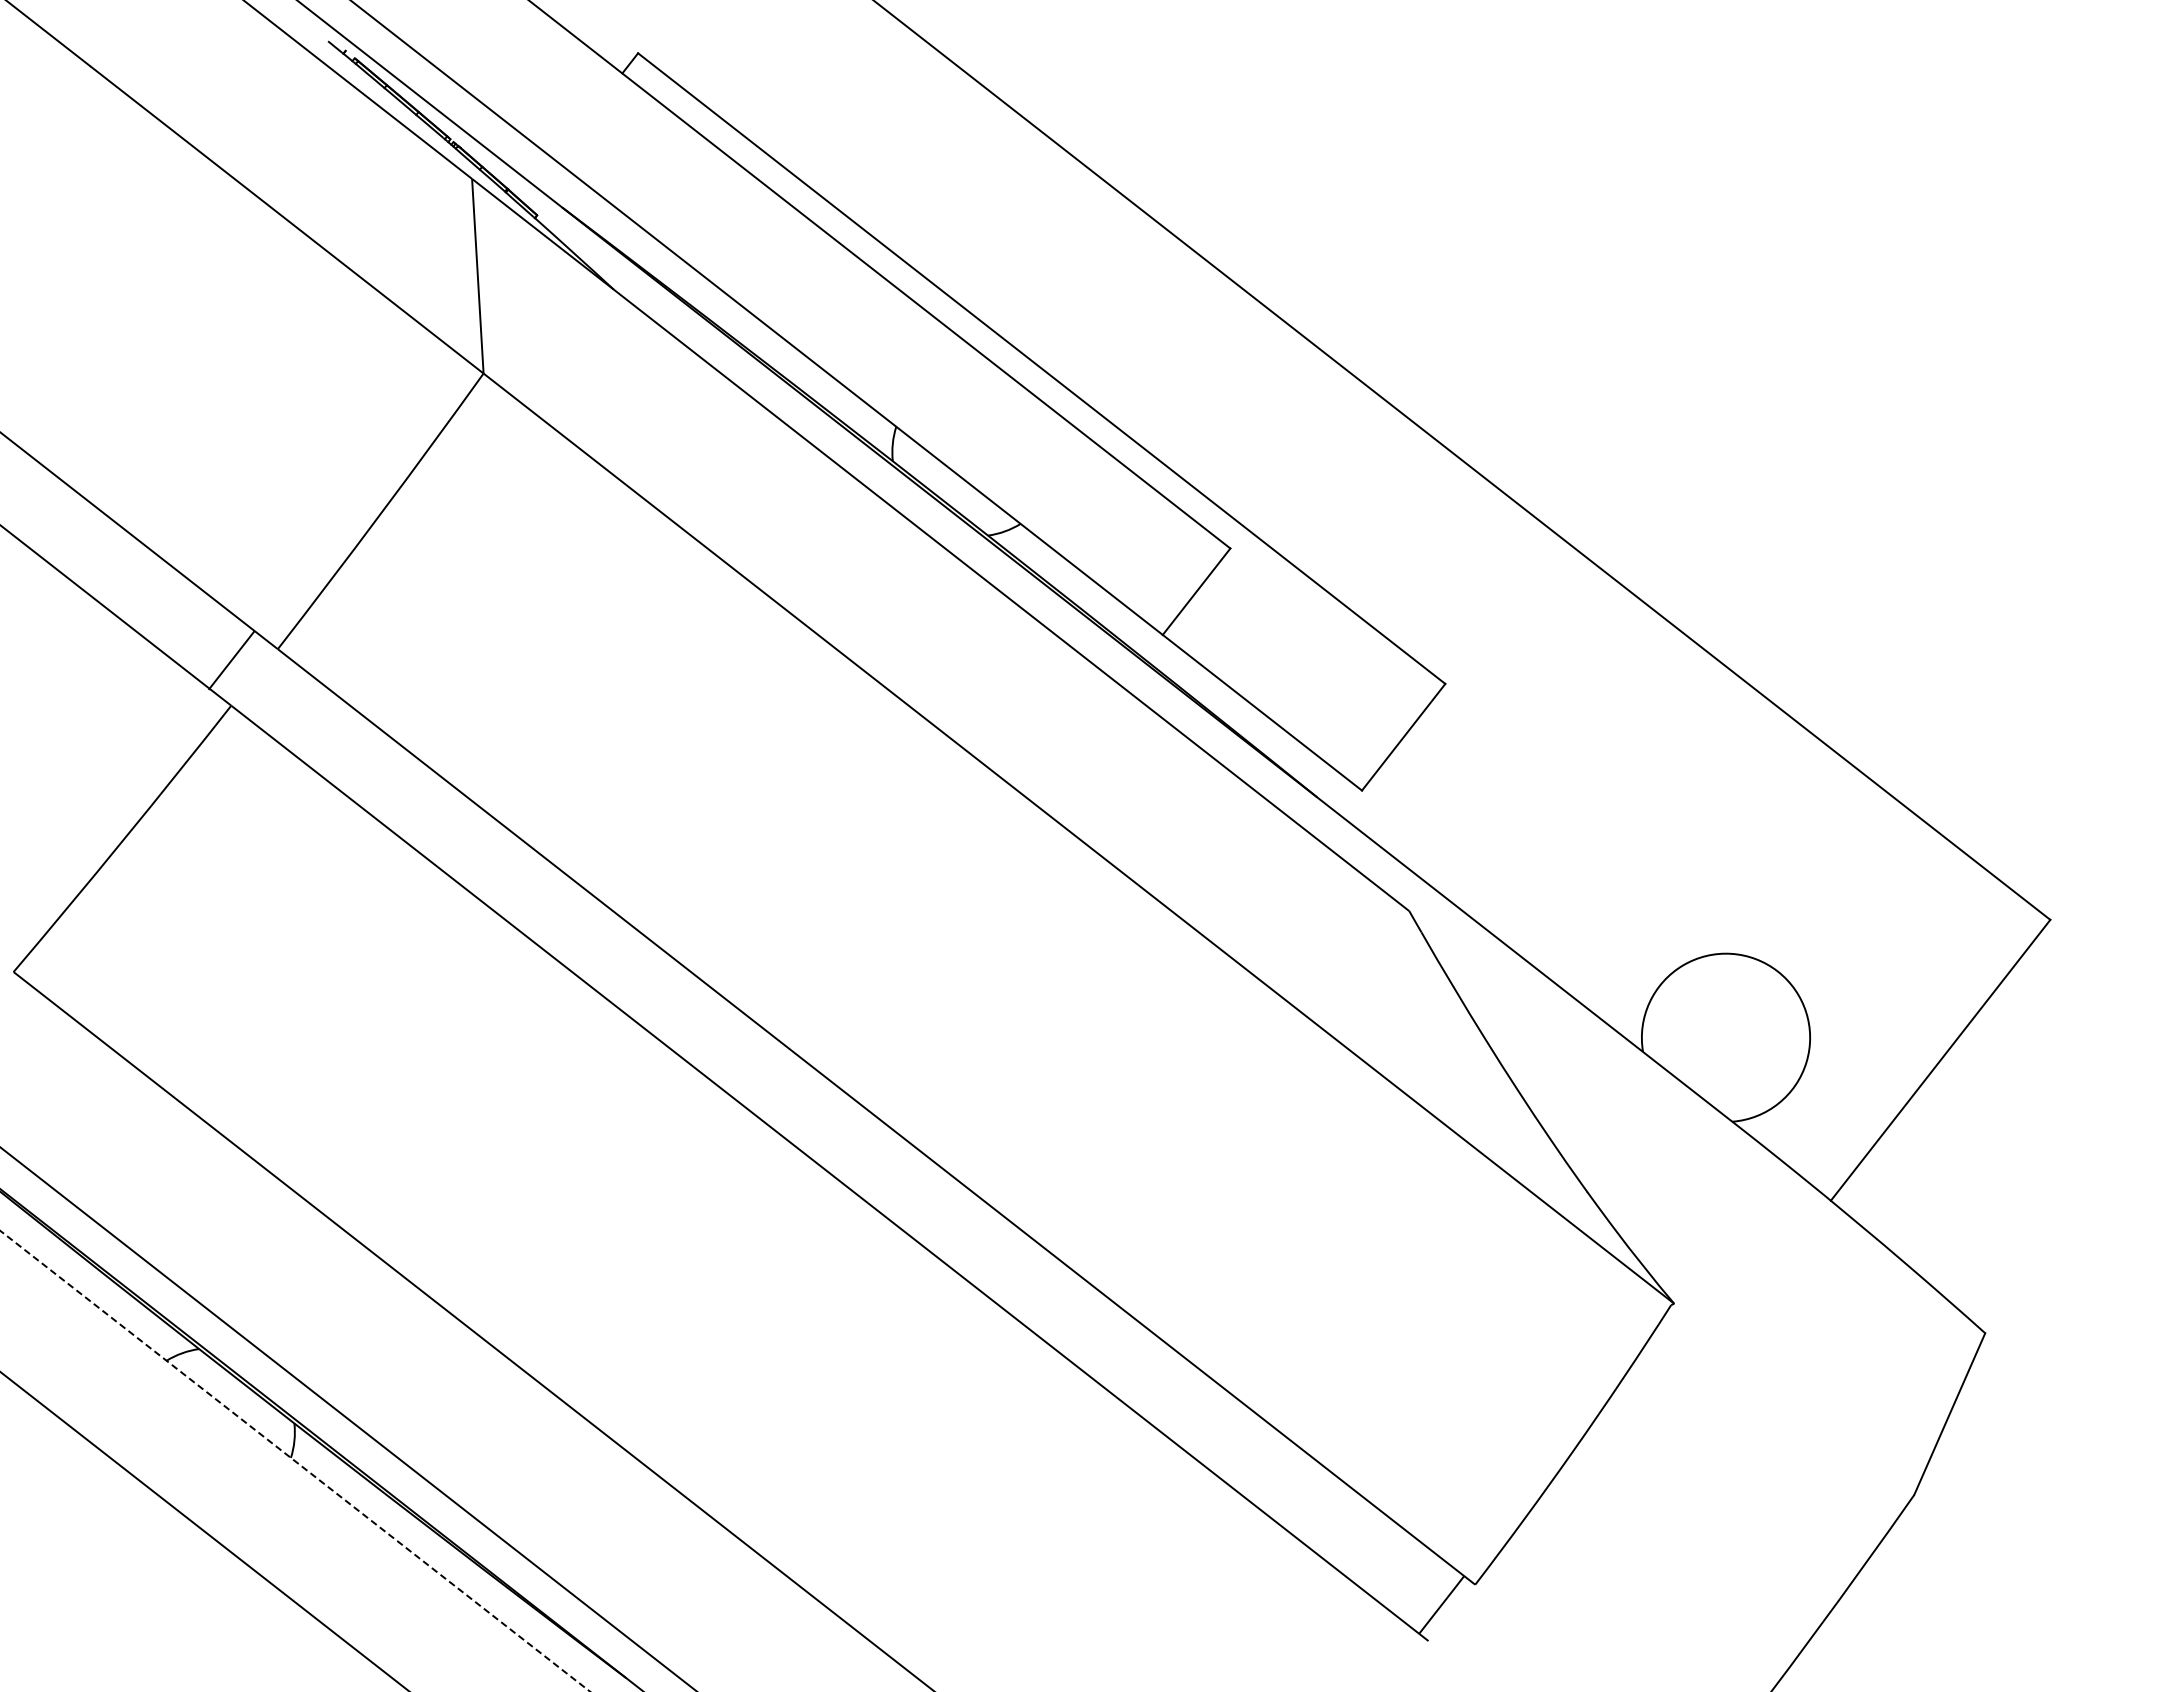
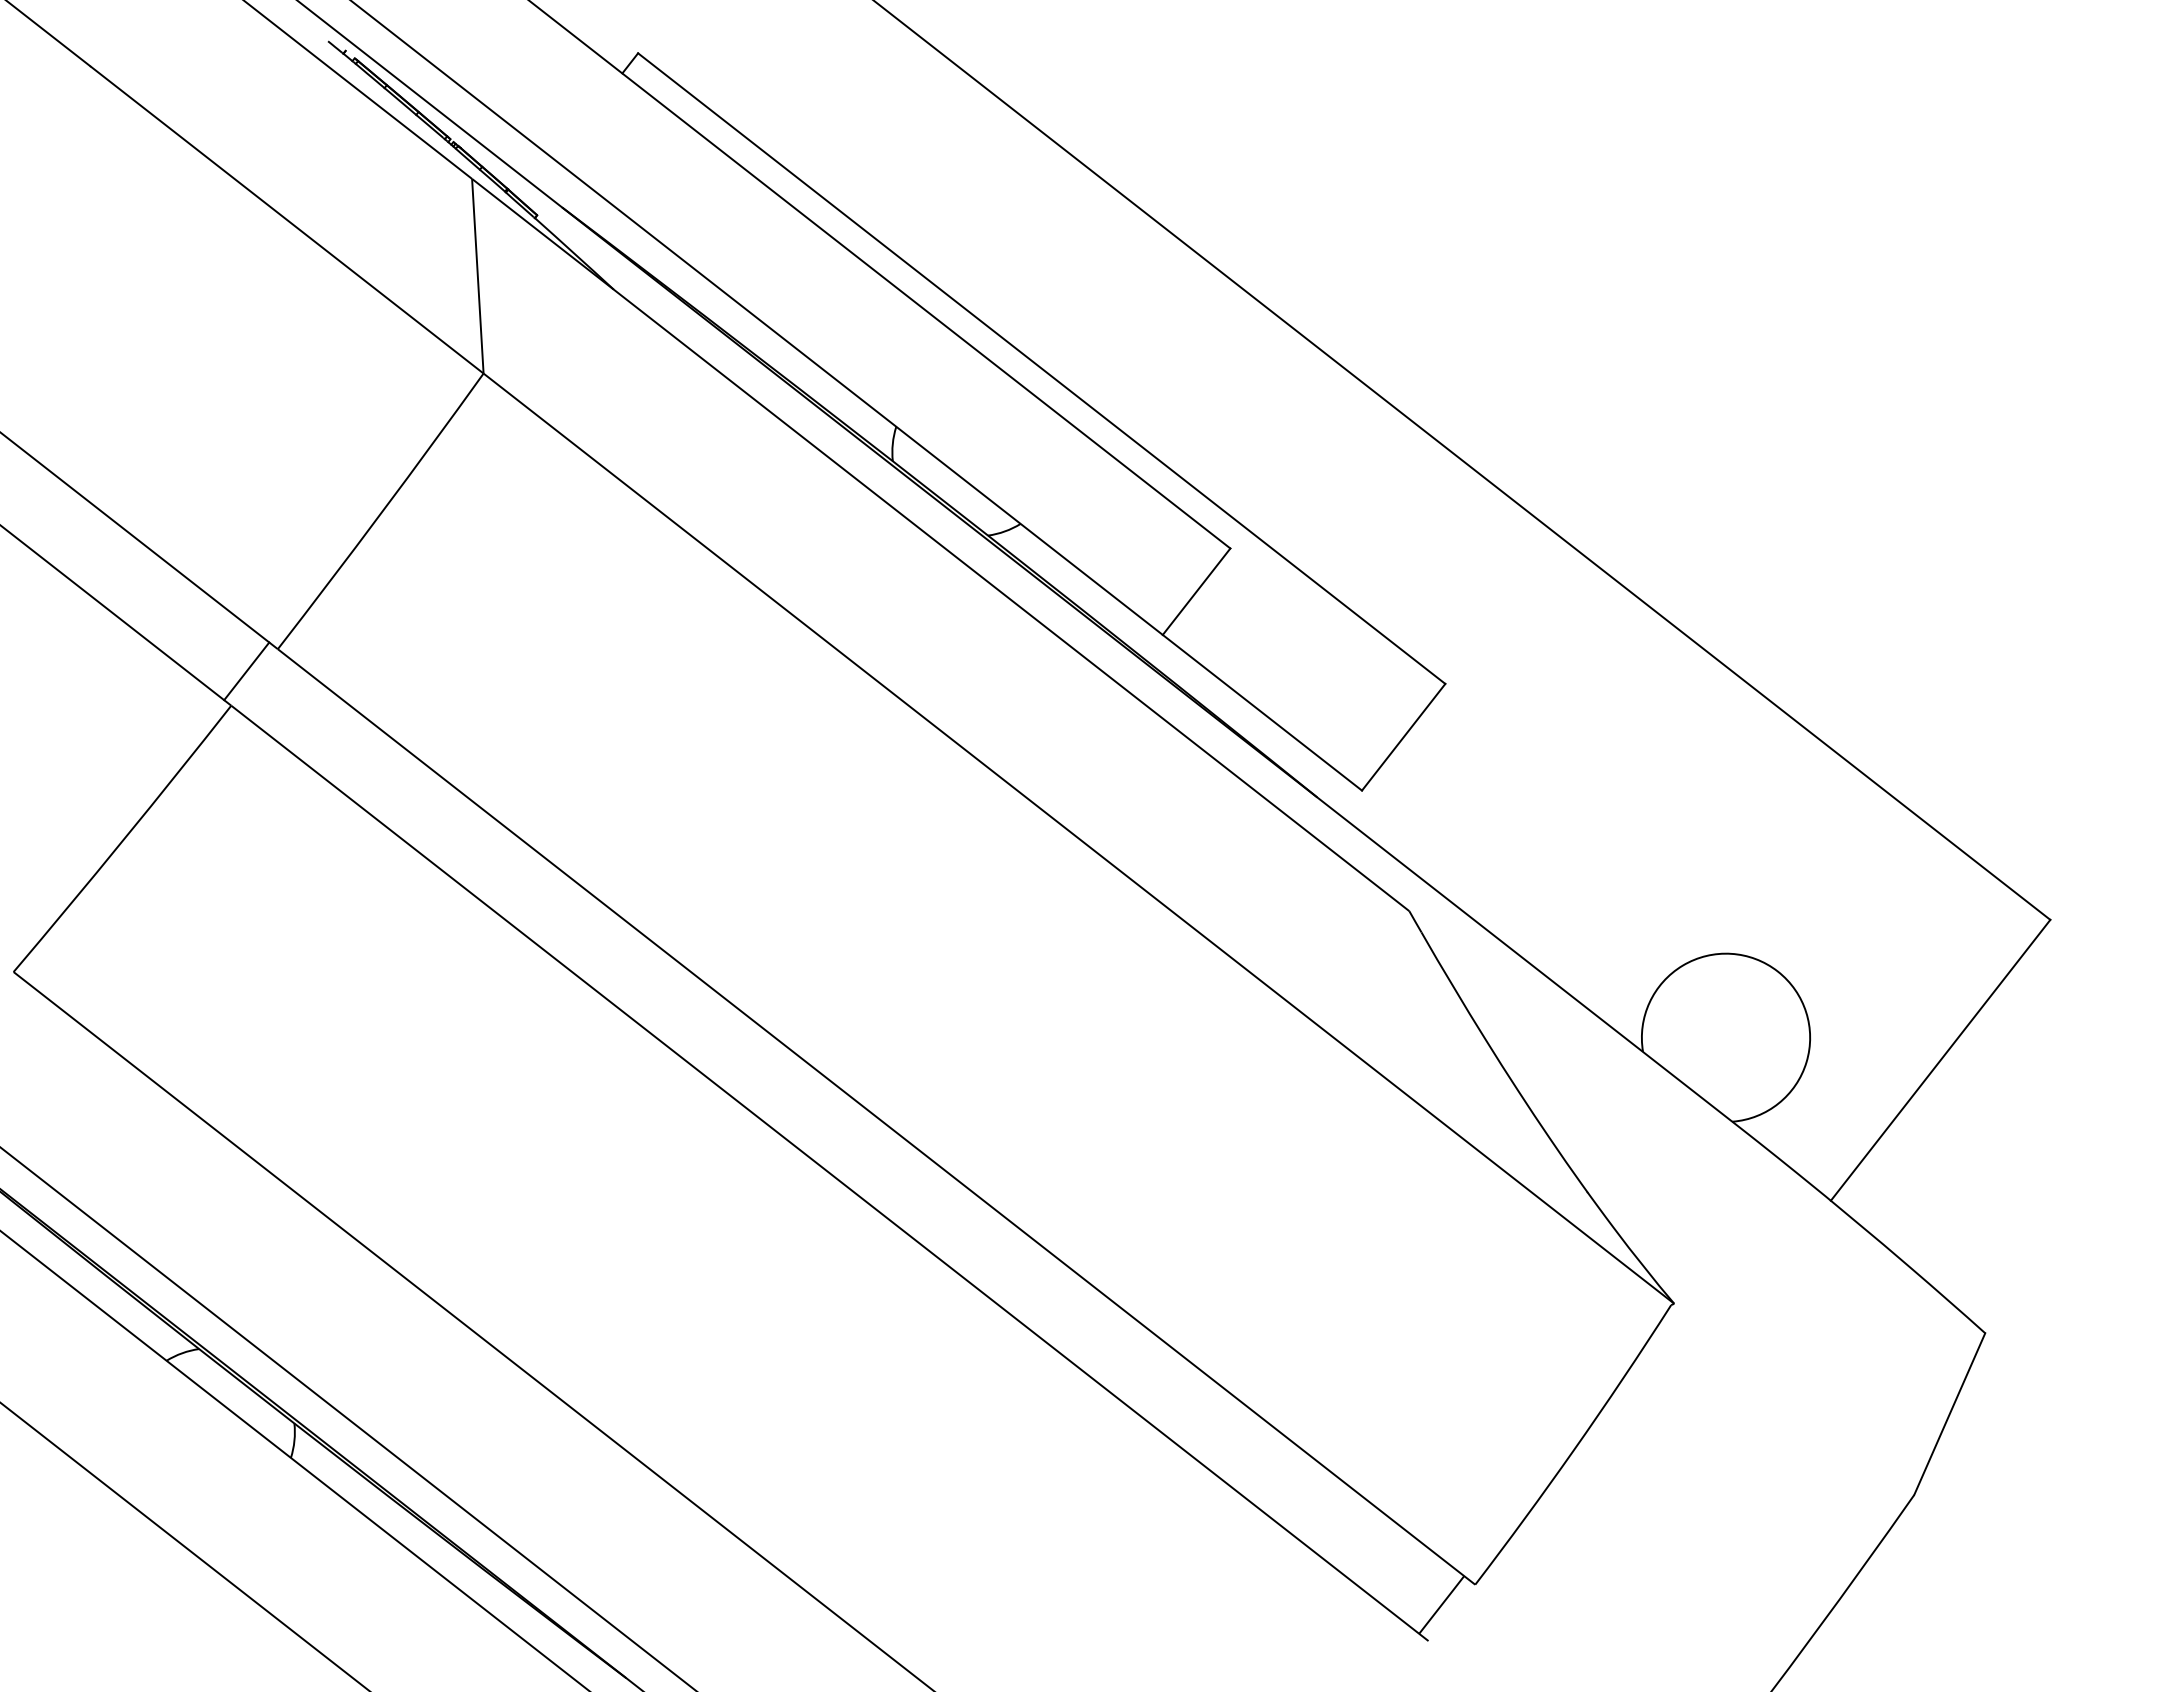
line position: (231, 660) -> (246, 671) (246, 671)
line: dashed -> solid (295, 1461)
line position: (203, 1530) -> (184, 1546) (184, 1546)
